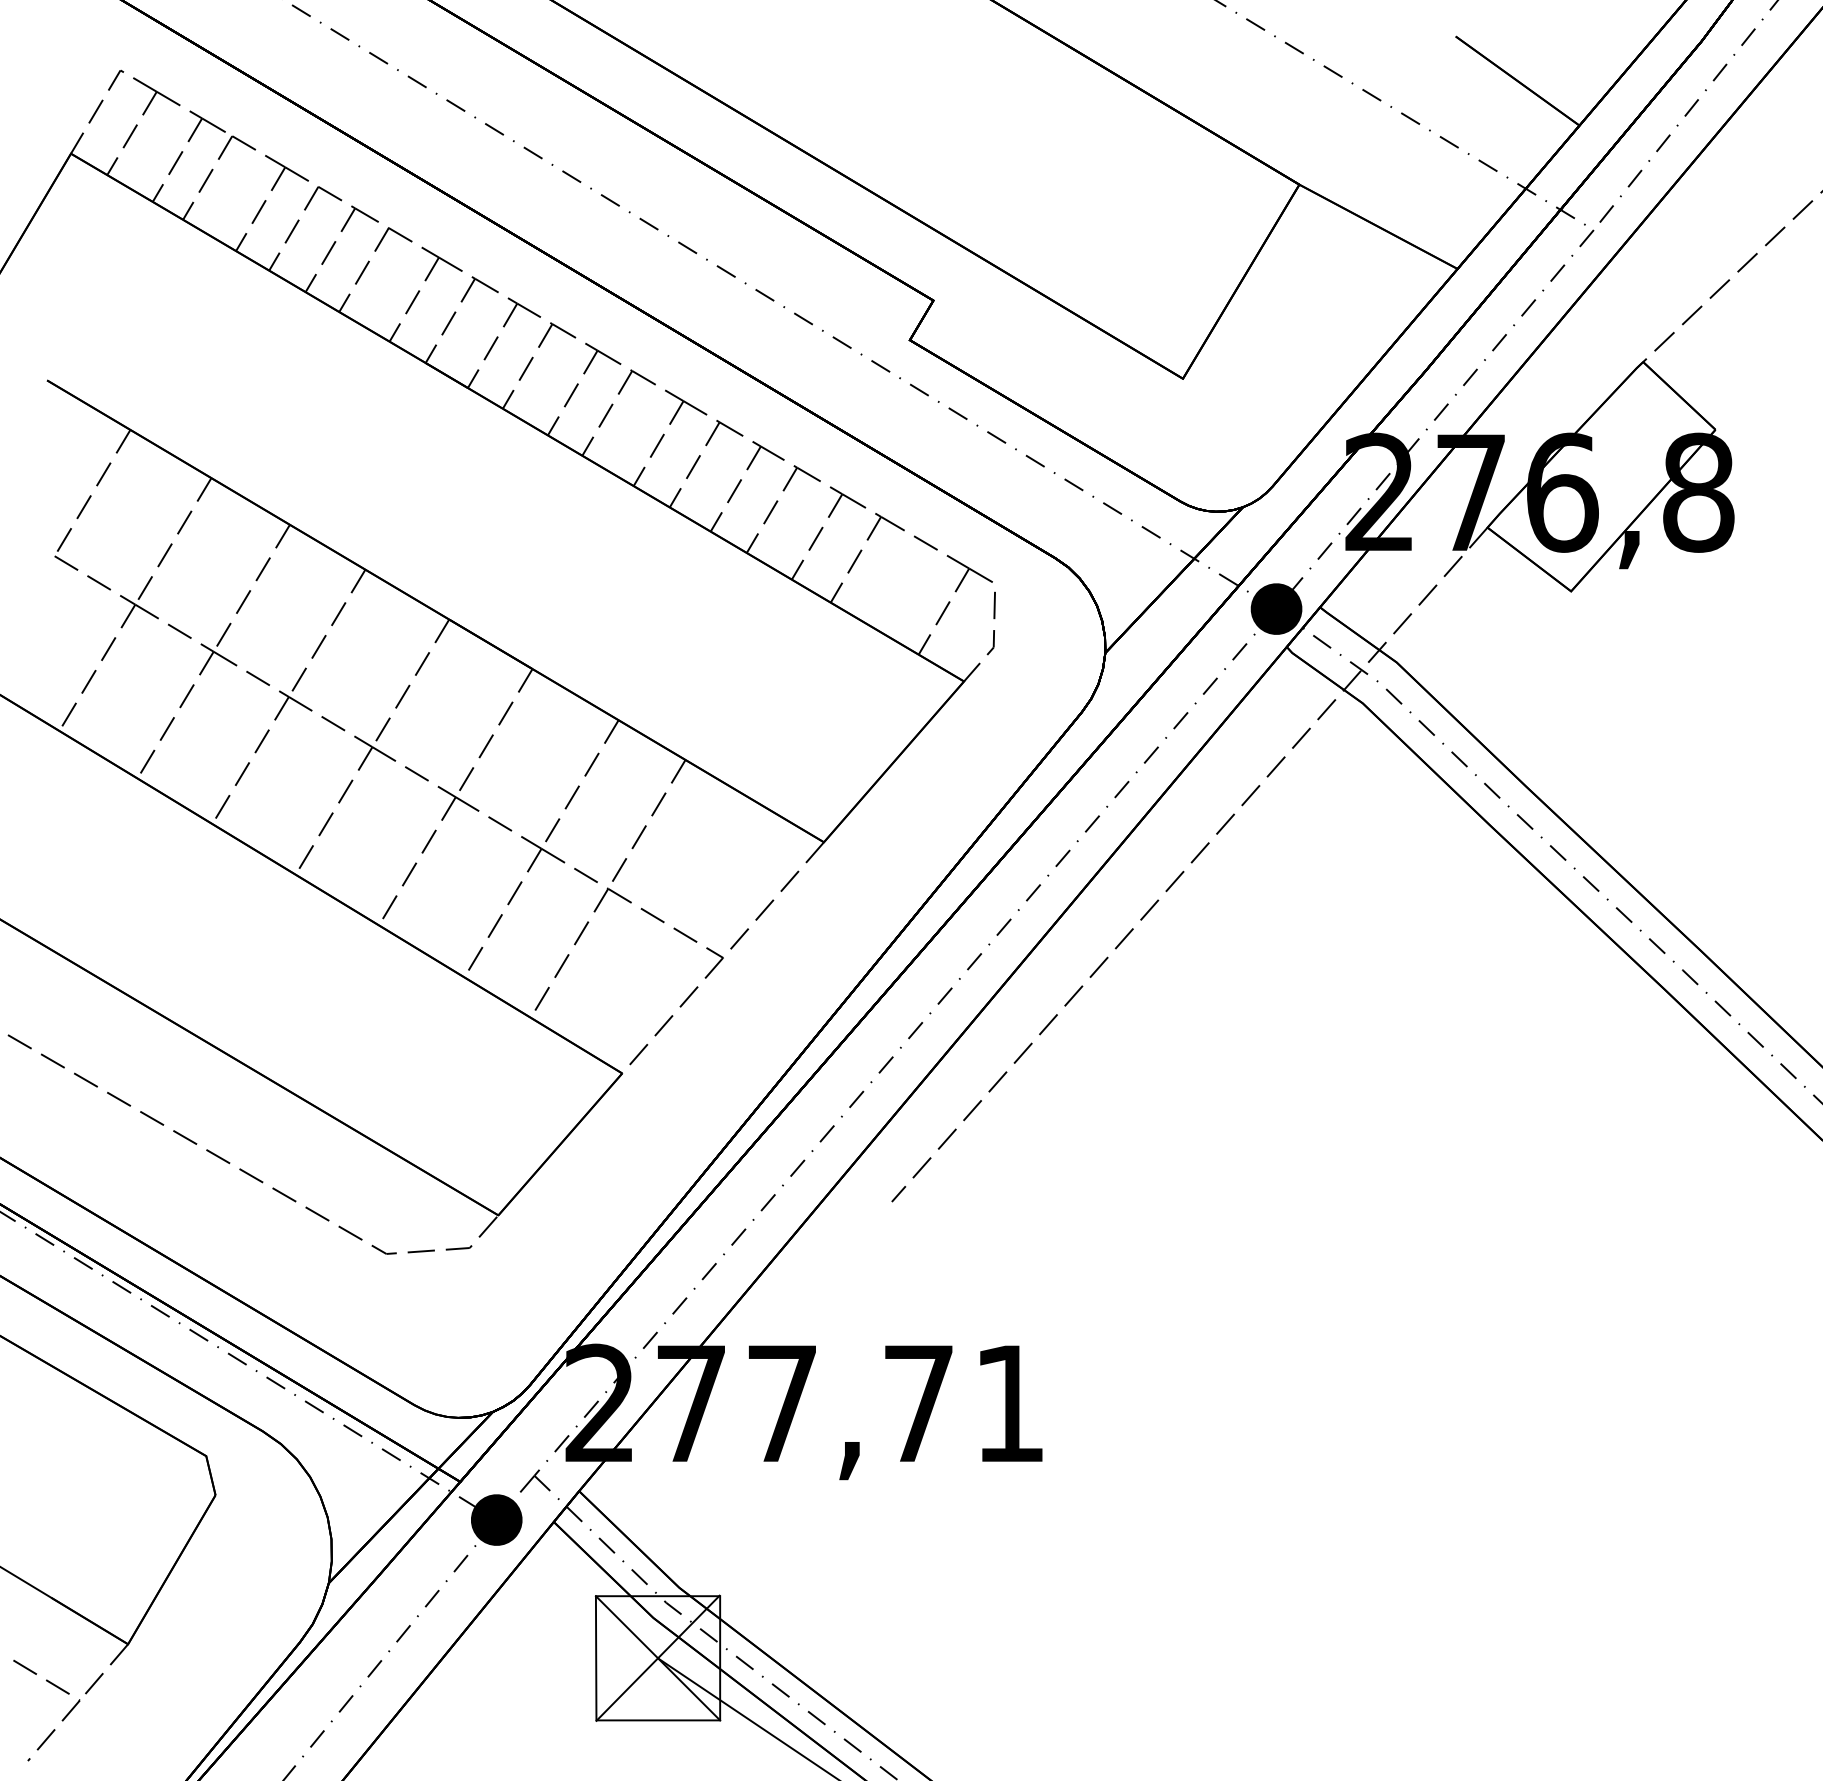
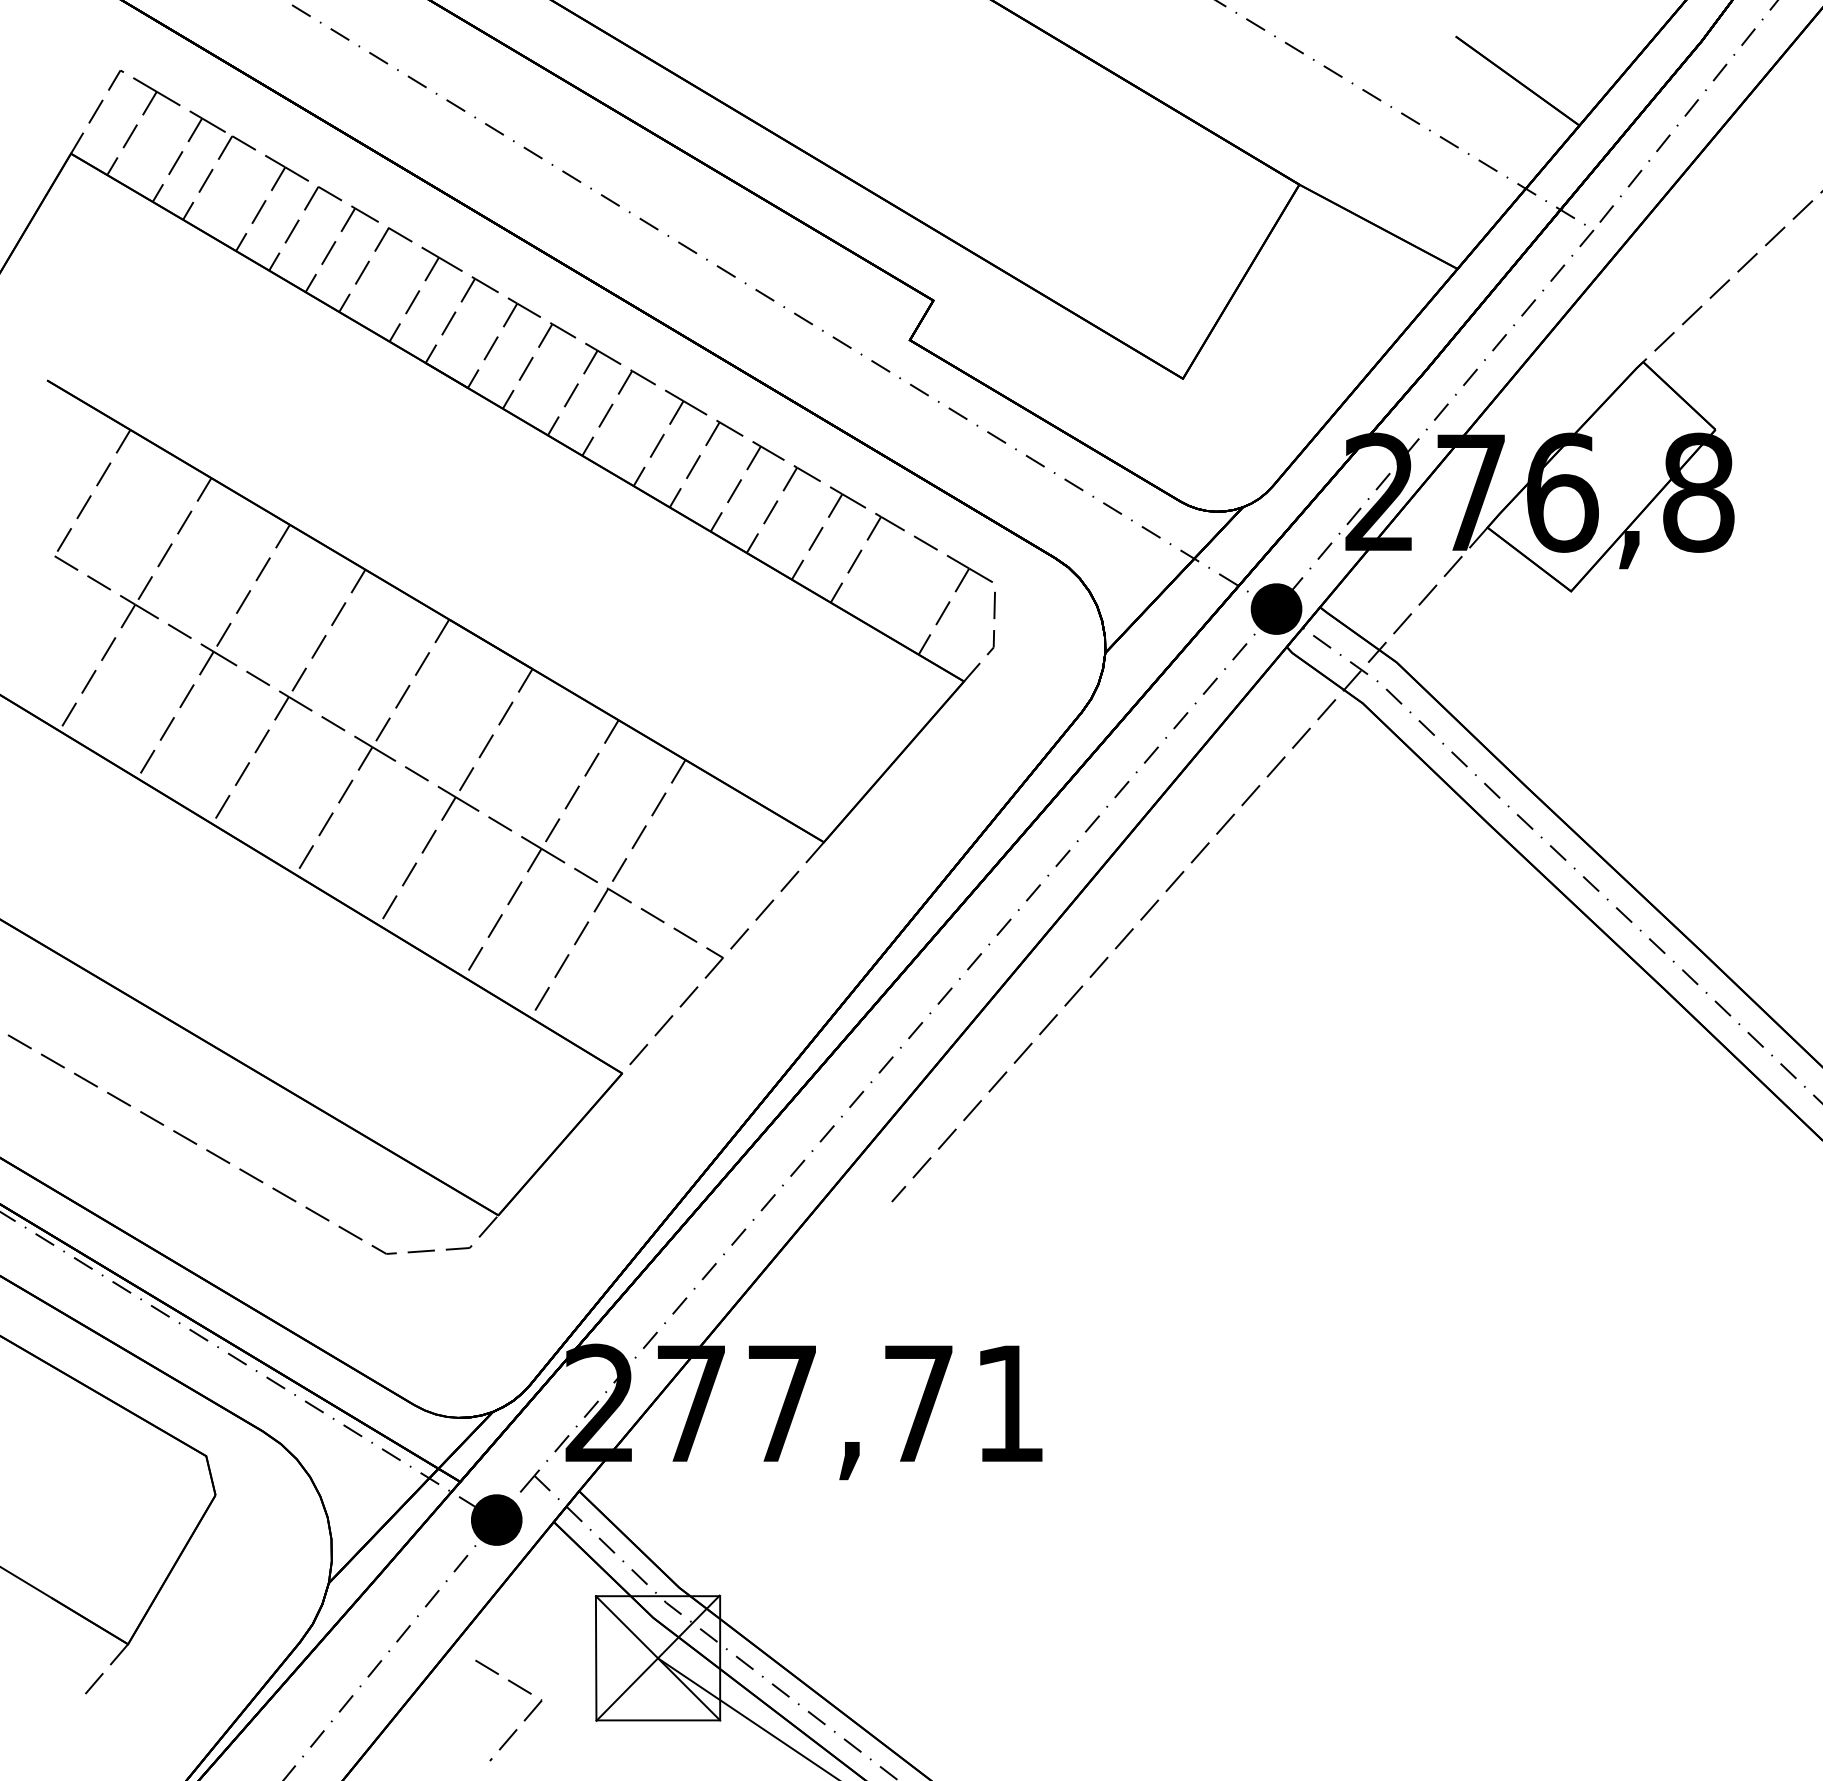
part position: (61, 1720) -> (523, 1720) (523, 1720)
